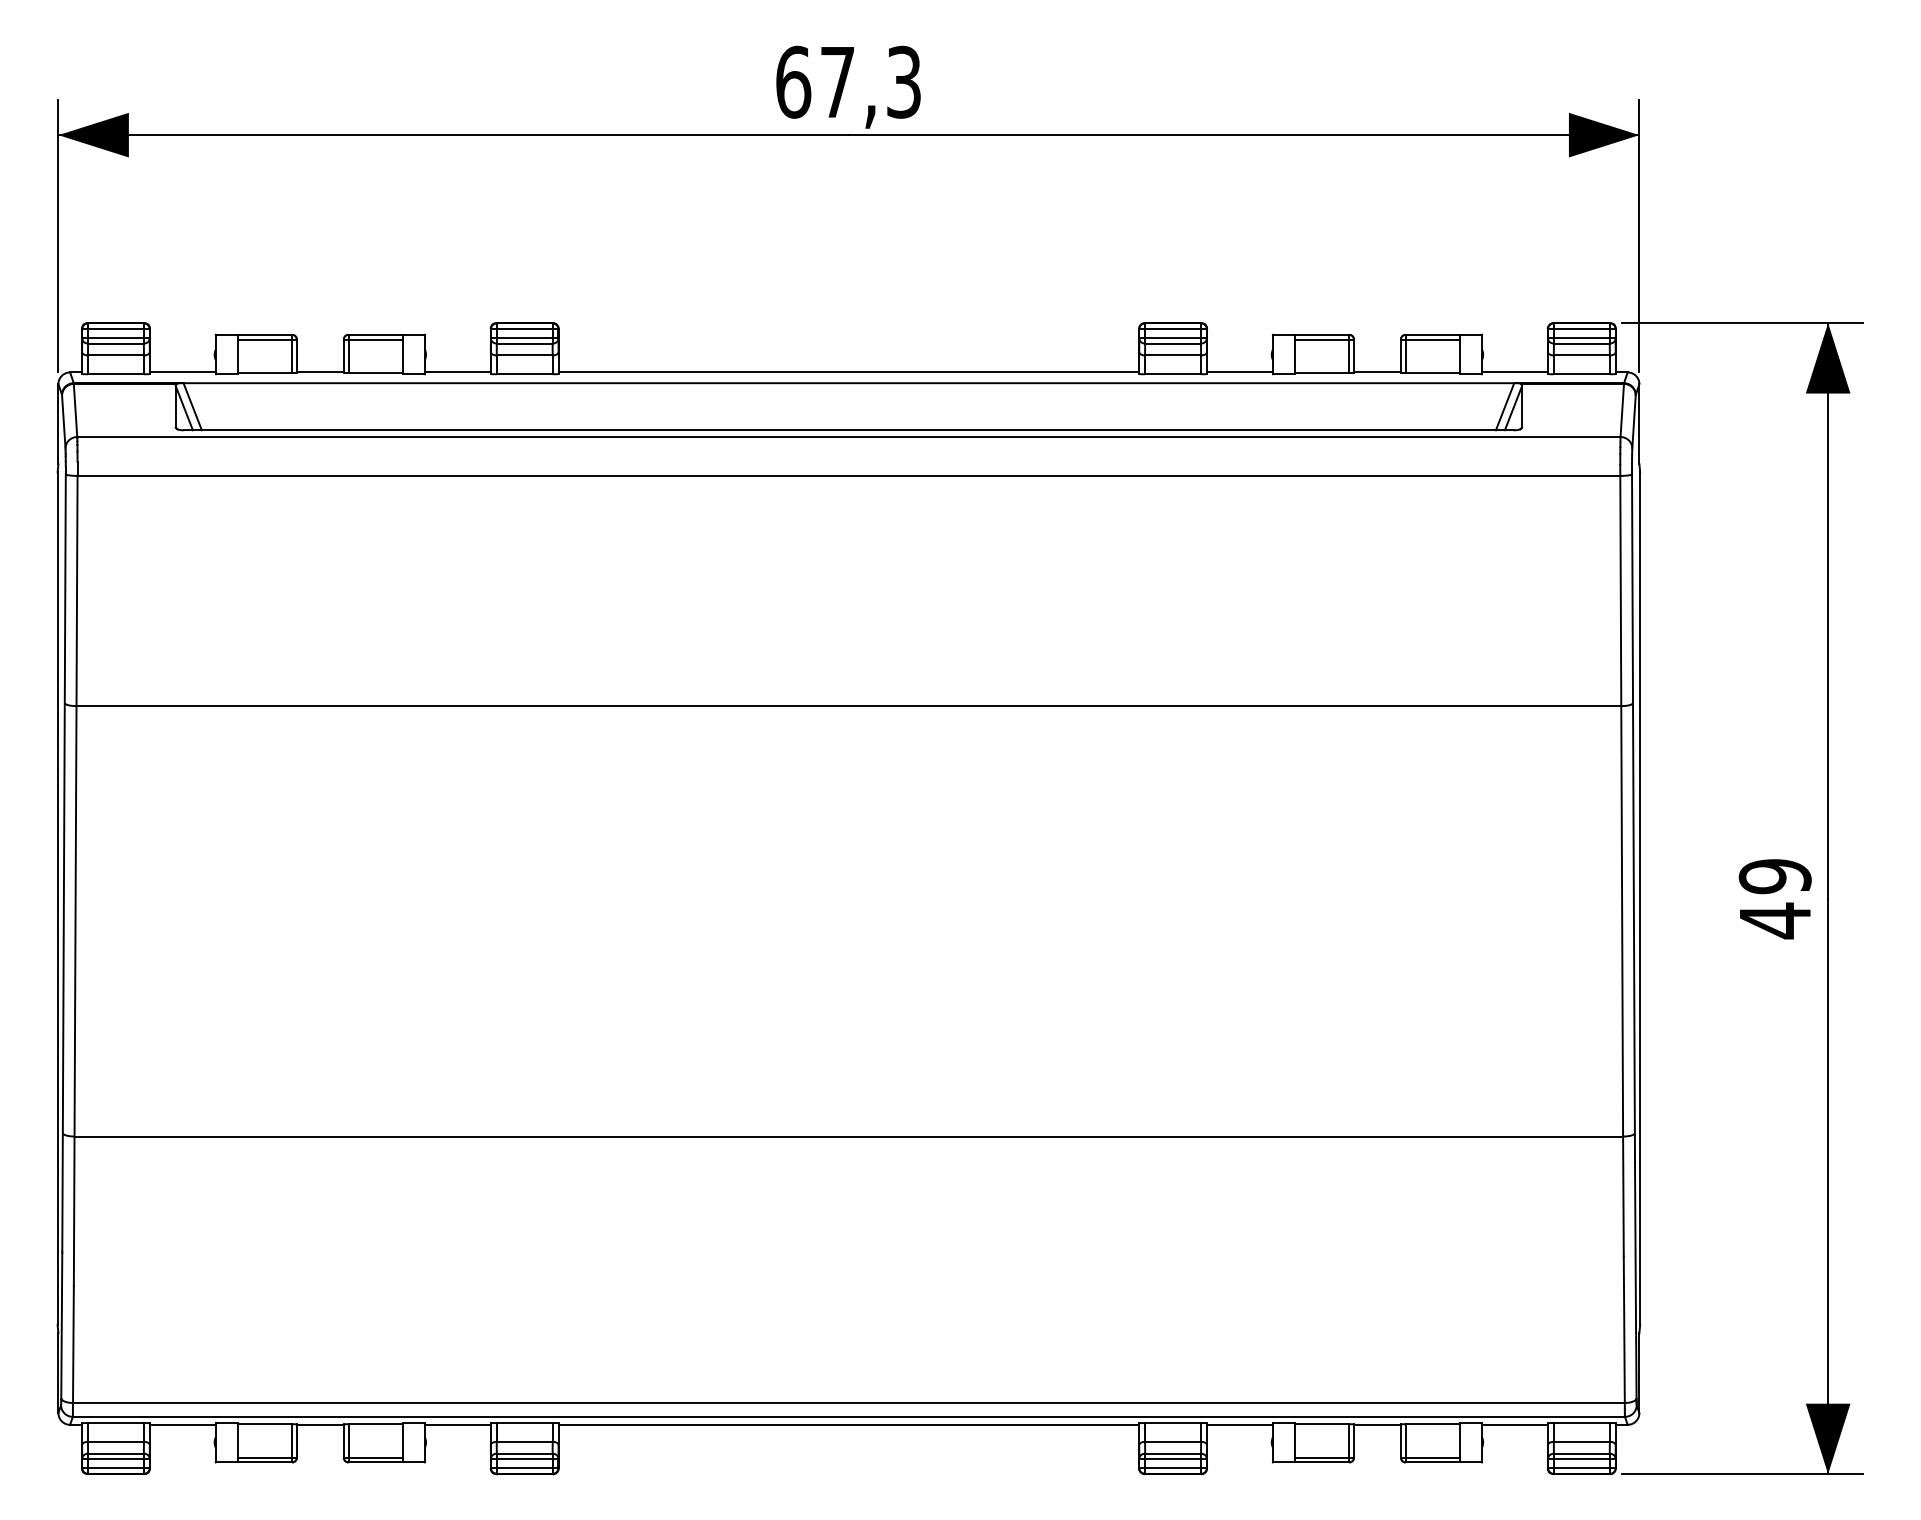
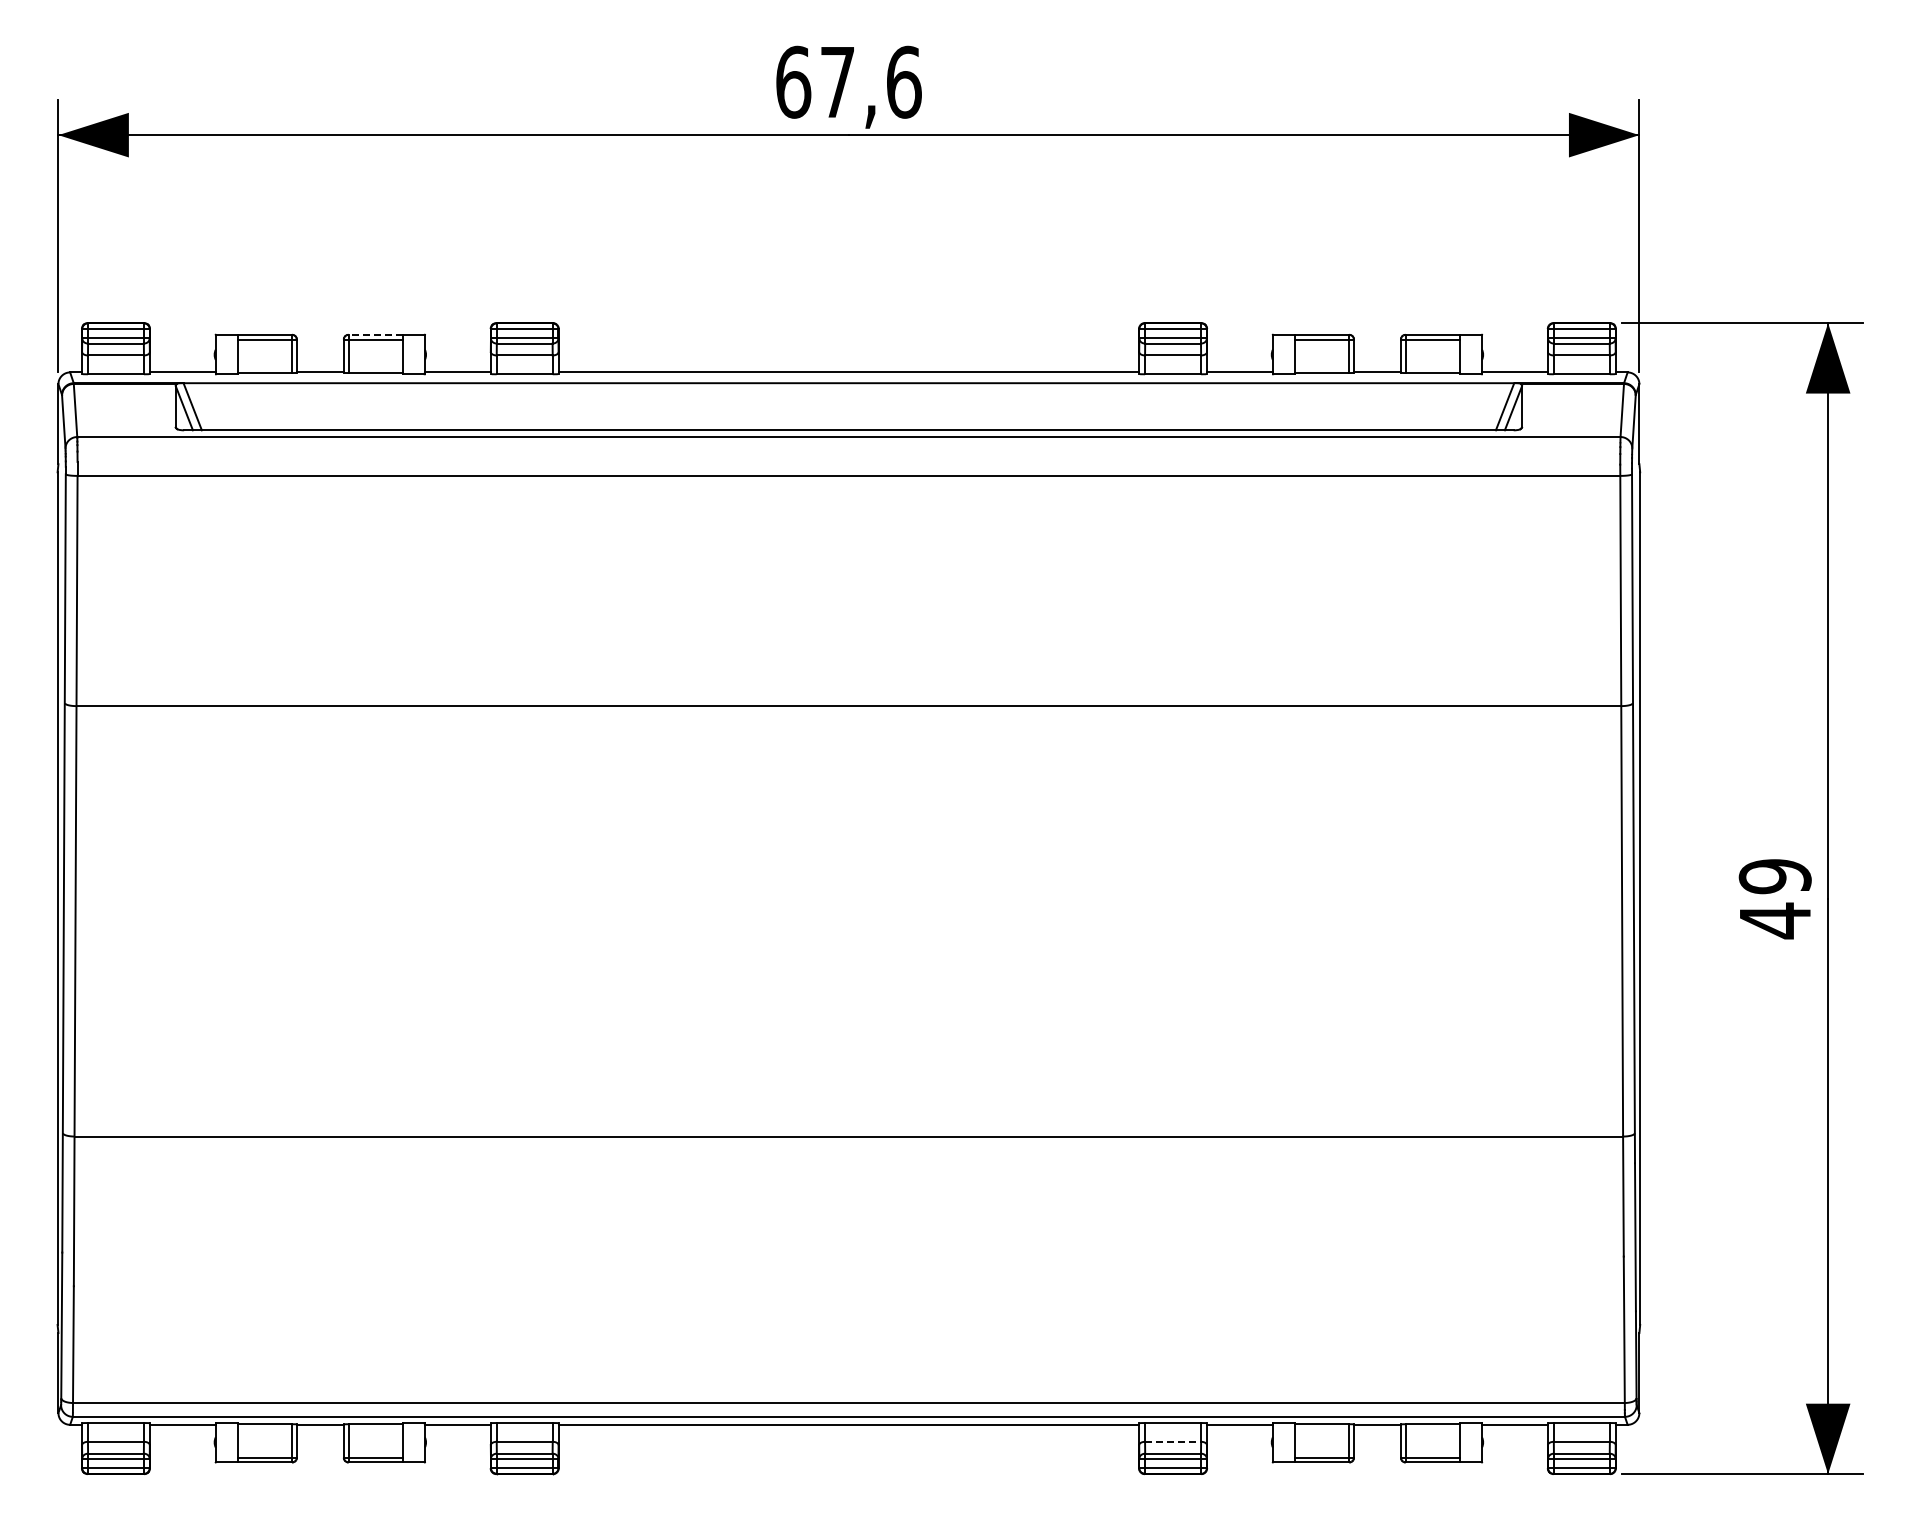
text: 67,3 -> 67,6 (904, 81)
line: solid -> dashed (375, 334)
line: solid -> dashed (1173, 1441)
